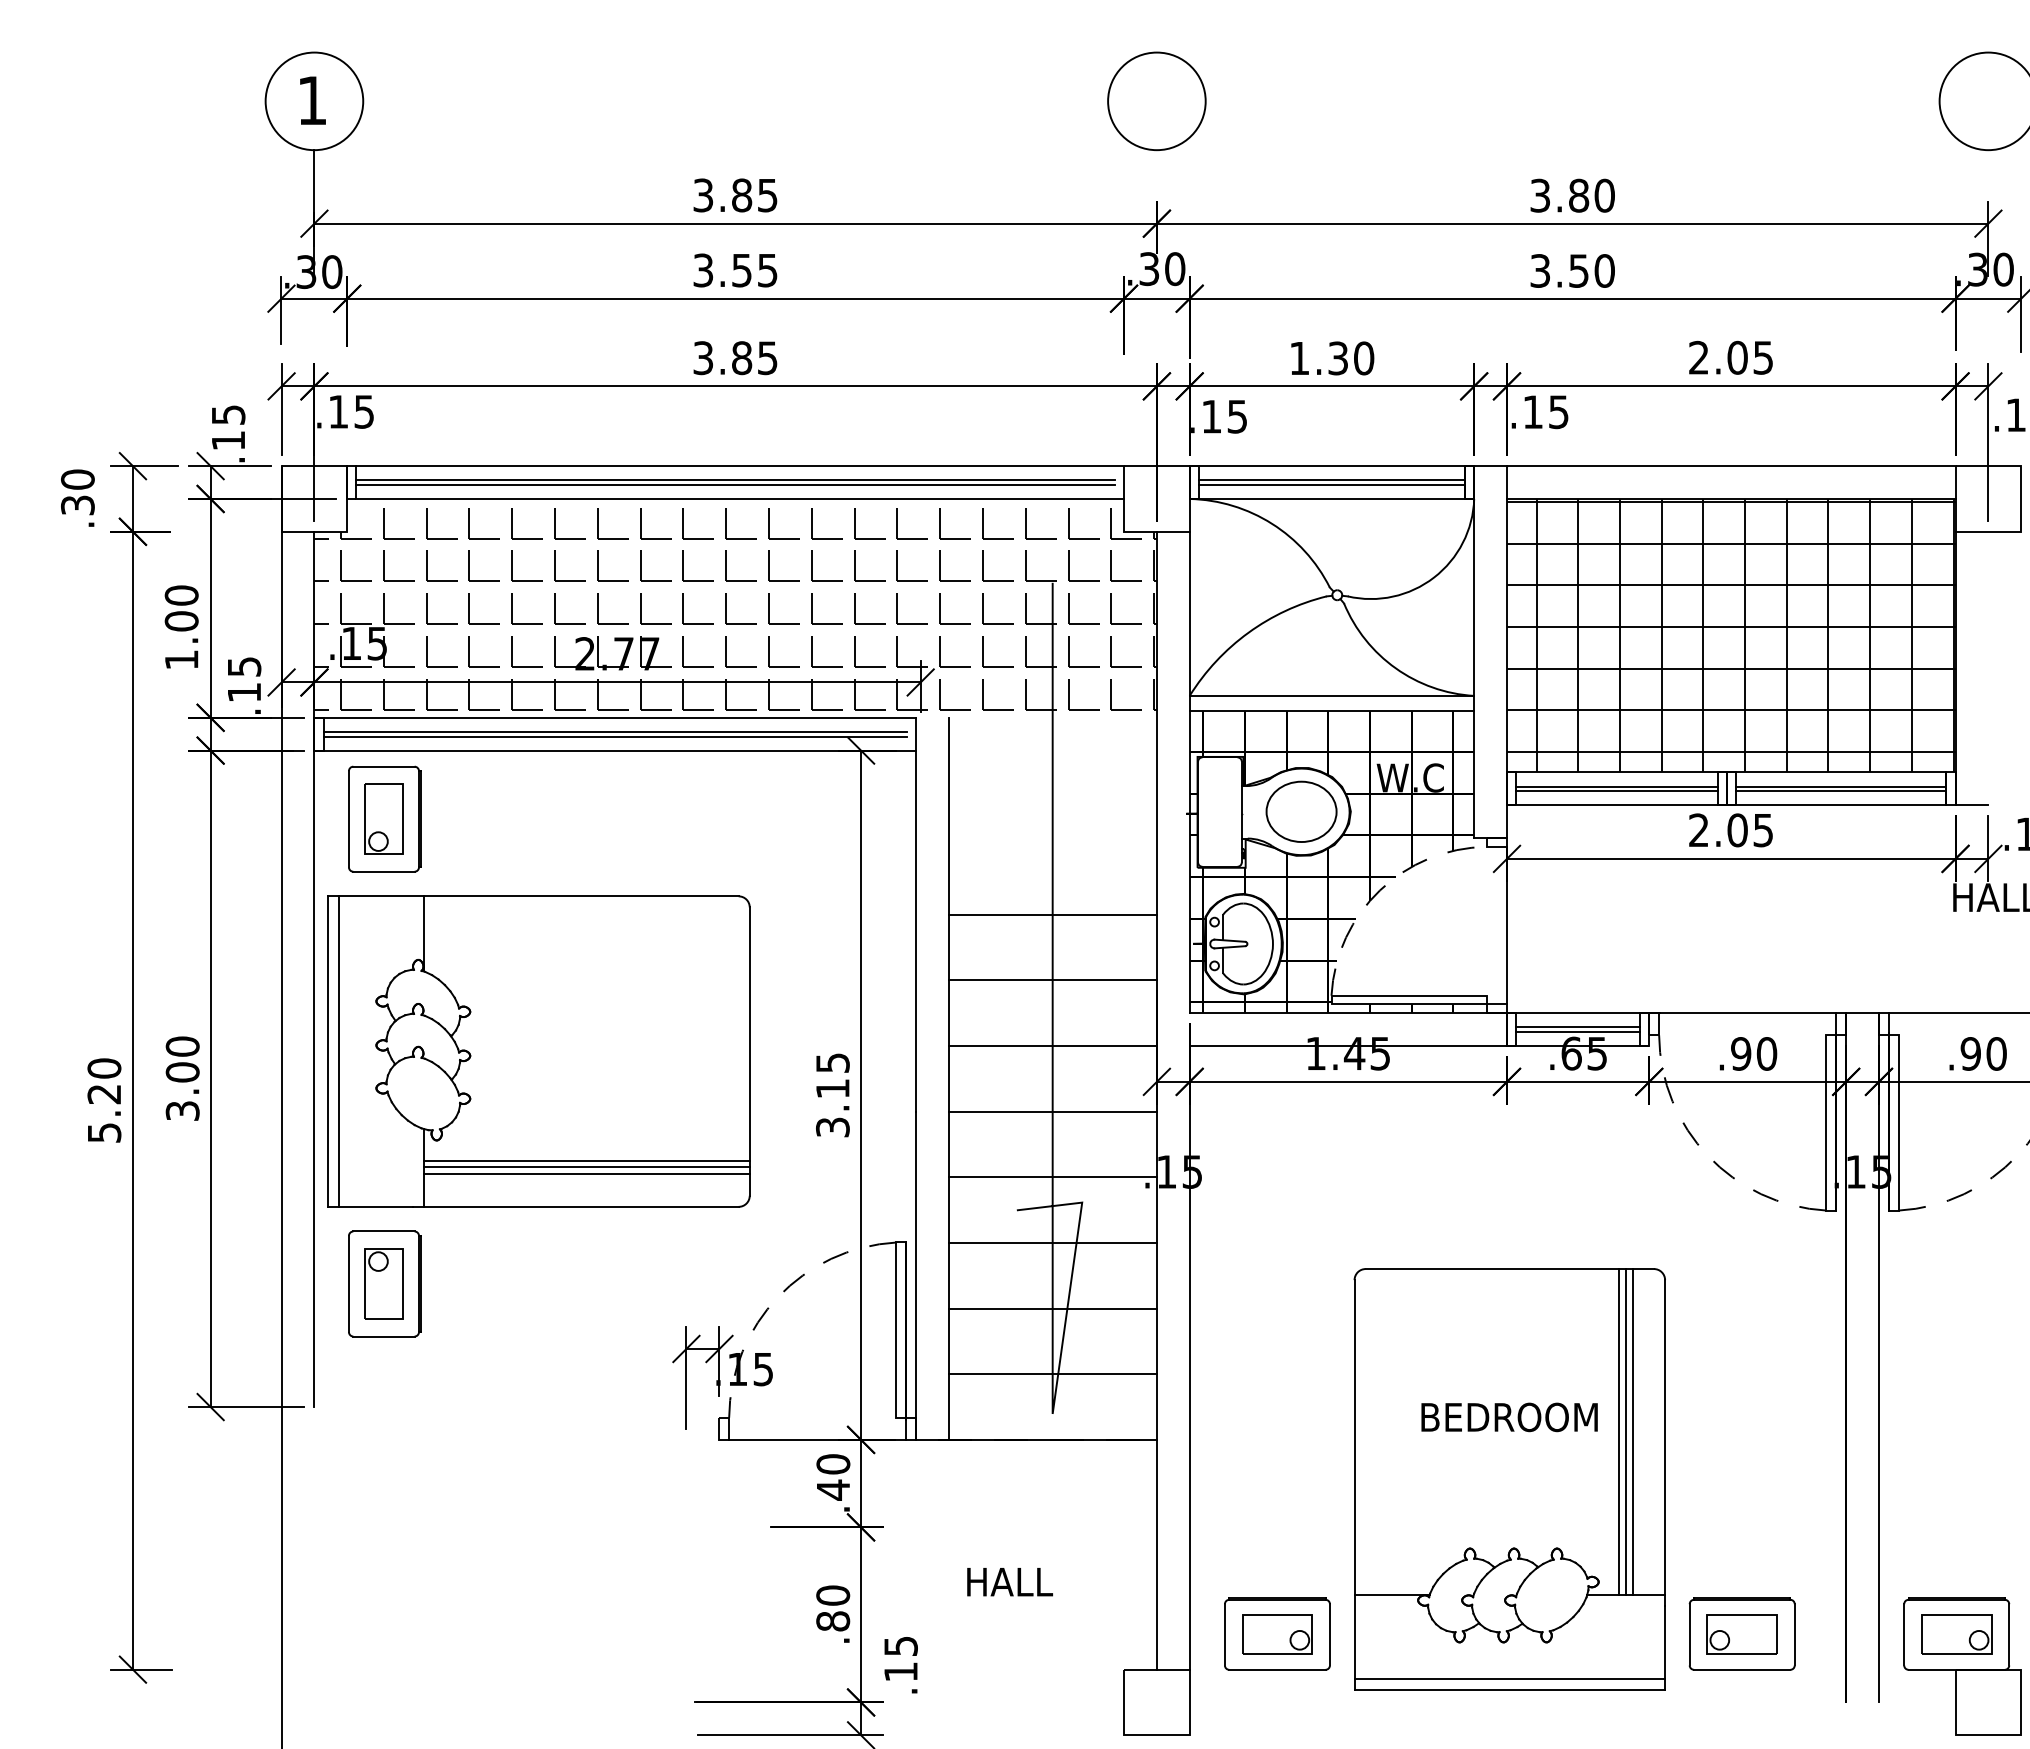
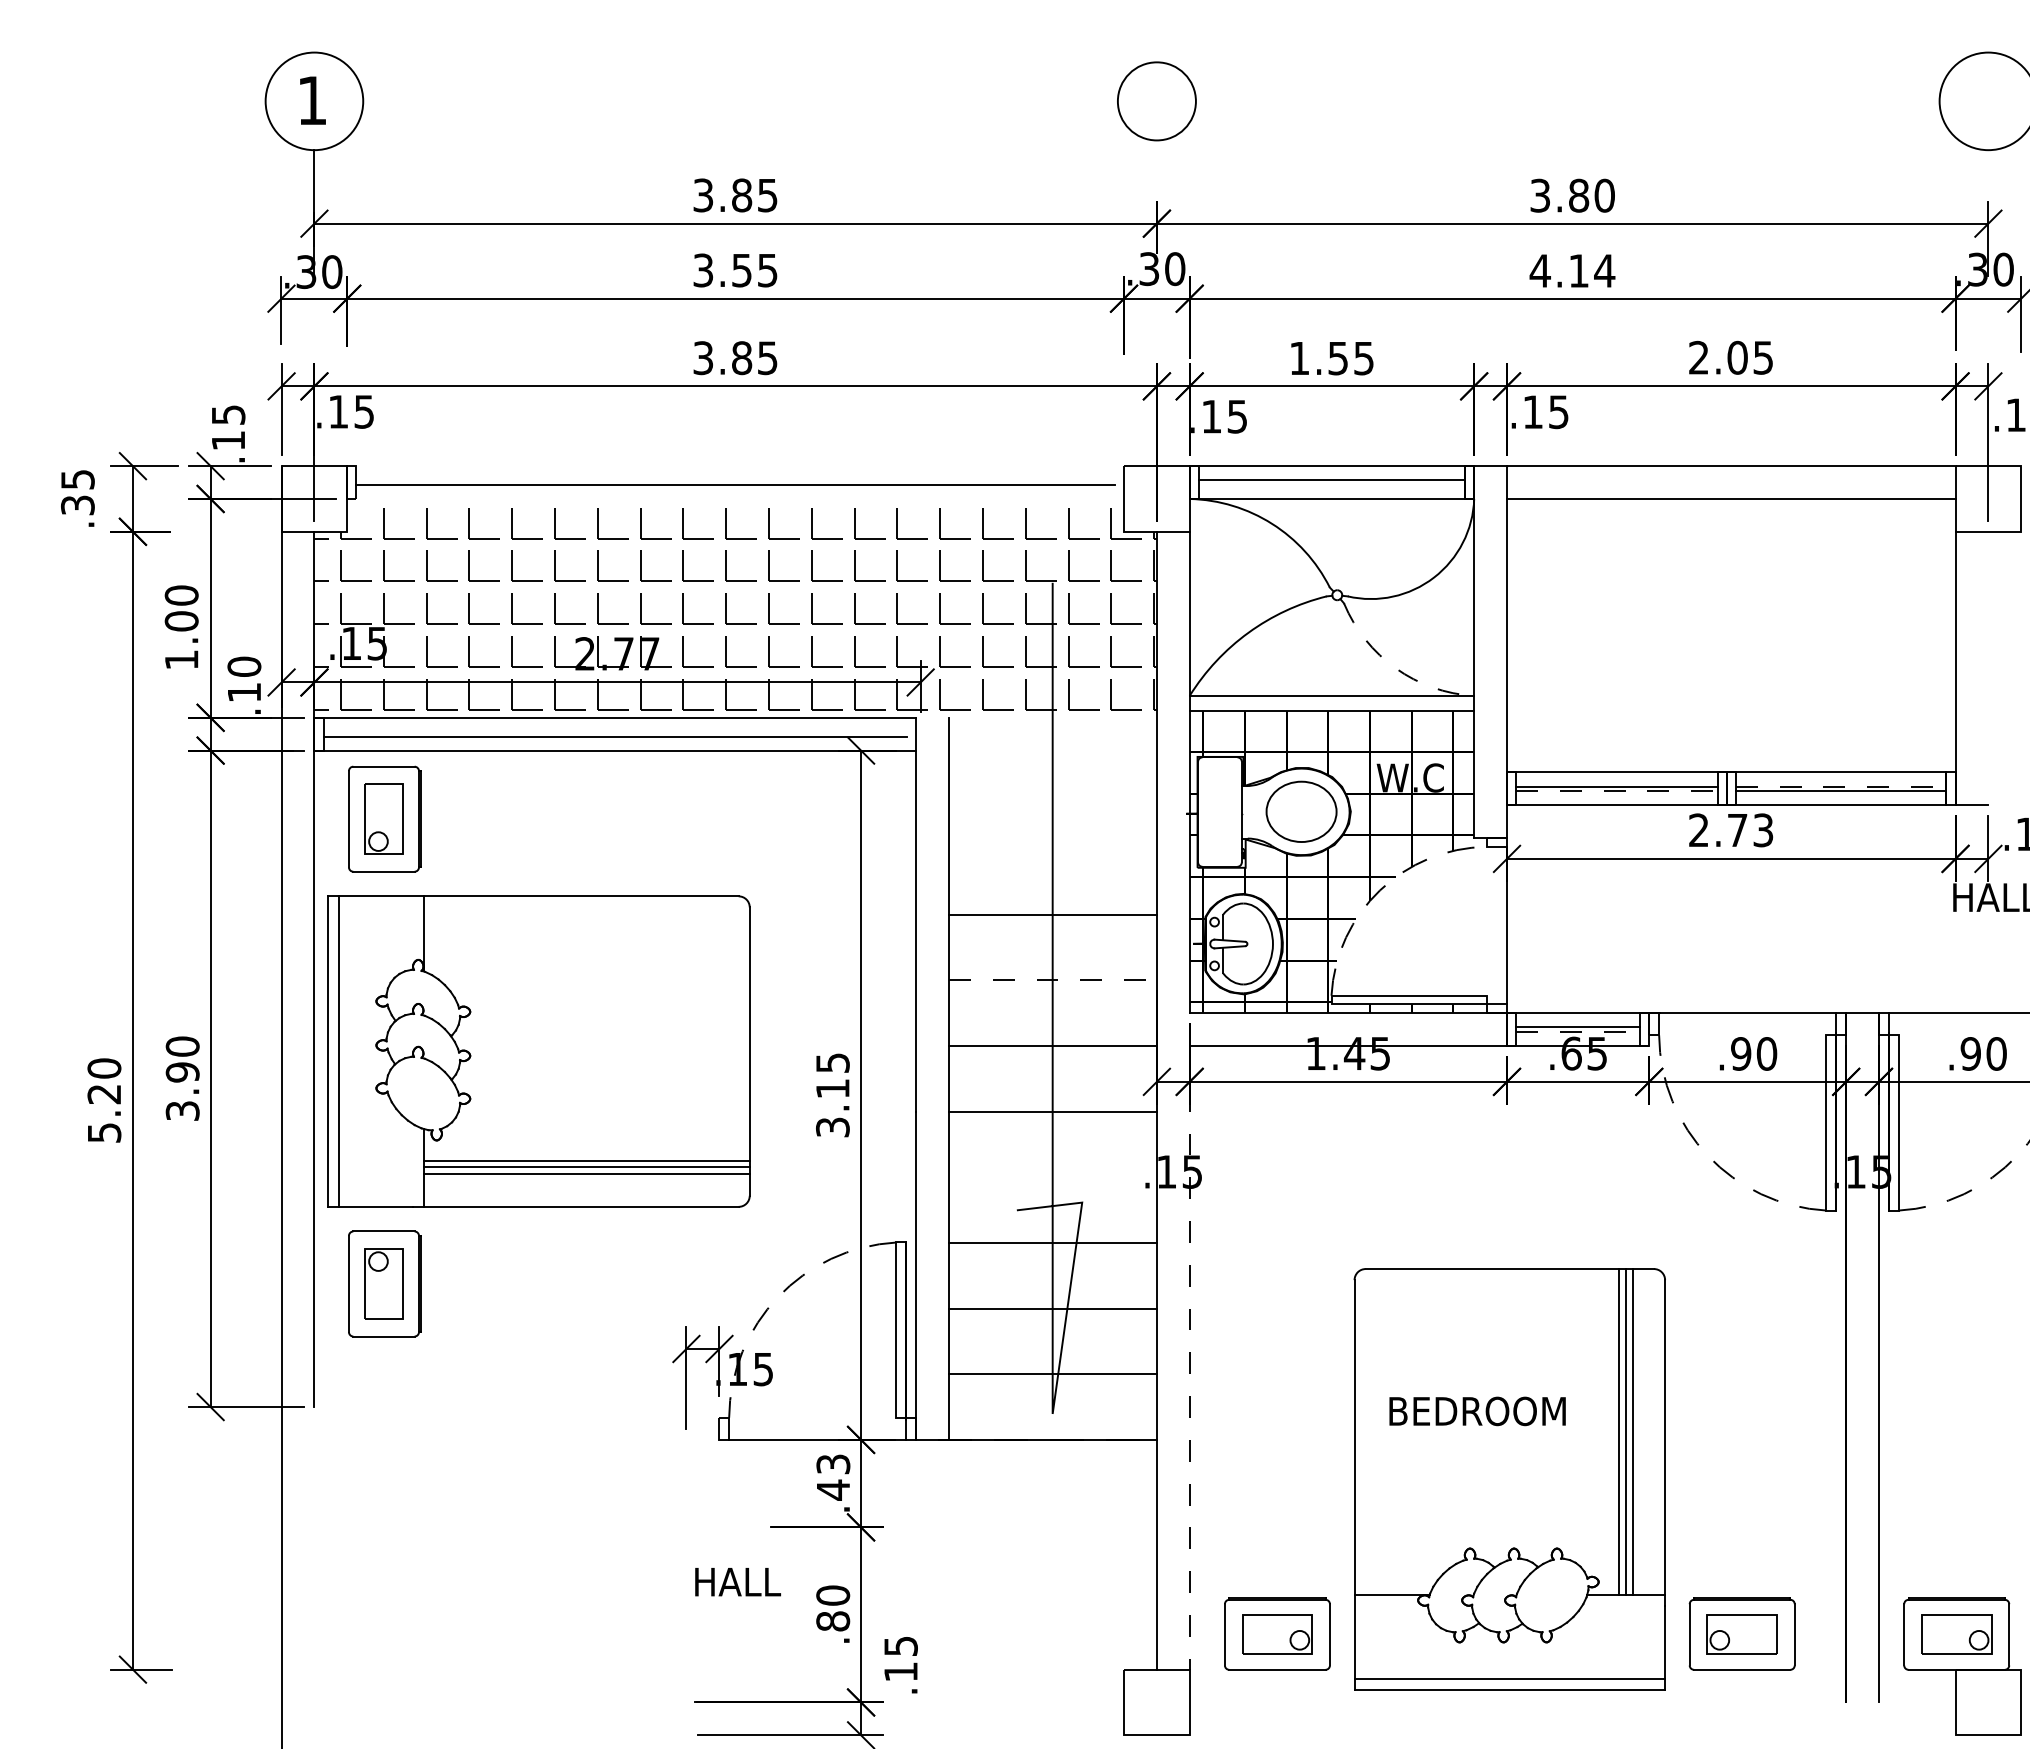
circle size: 100x101 px -> 80x81 px (1156, 101)
text: 3.50 -> 4.14 (1572, 270)
text: 1.30 -> 1.55 (1351, 358)
line: present -> none (740, 466)
text: .30 -> .35 (77, 479)
line: present -> none (735, 480)
line: present -> none (1331, 485)
line: present -> none (740, 498)
hatch: present -> none (1731, 635)
text: .15 -> .10 (244, 666)
arc: solid -> dashed (1395, 668)
line: present -> none (615, 732)
line: solid -> dashed (1841, 786)
line: solid -> dashed (1616, 791)
text: 2.05 -> 2.73 (1750, 830)
line: solid -> dashed (1052, 980)
line: solid -> dashed (1578, 1032)
text: 3.00 -> 3.90 (182, 1072)
line: present -> none (1052, 1177)
line: solid -> dashed (1189, 1357)
text position: (1509, 1417) -> (1477, 1411) (1477, 1411)
text: .40 -> .43 (833, 1464)
text position: (1009, 1582) -> (737, 1582) (737, 1582)
